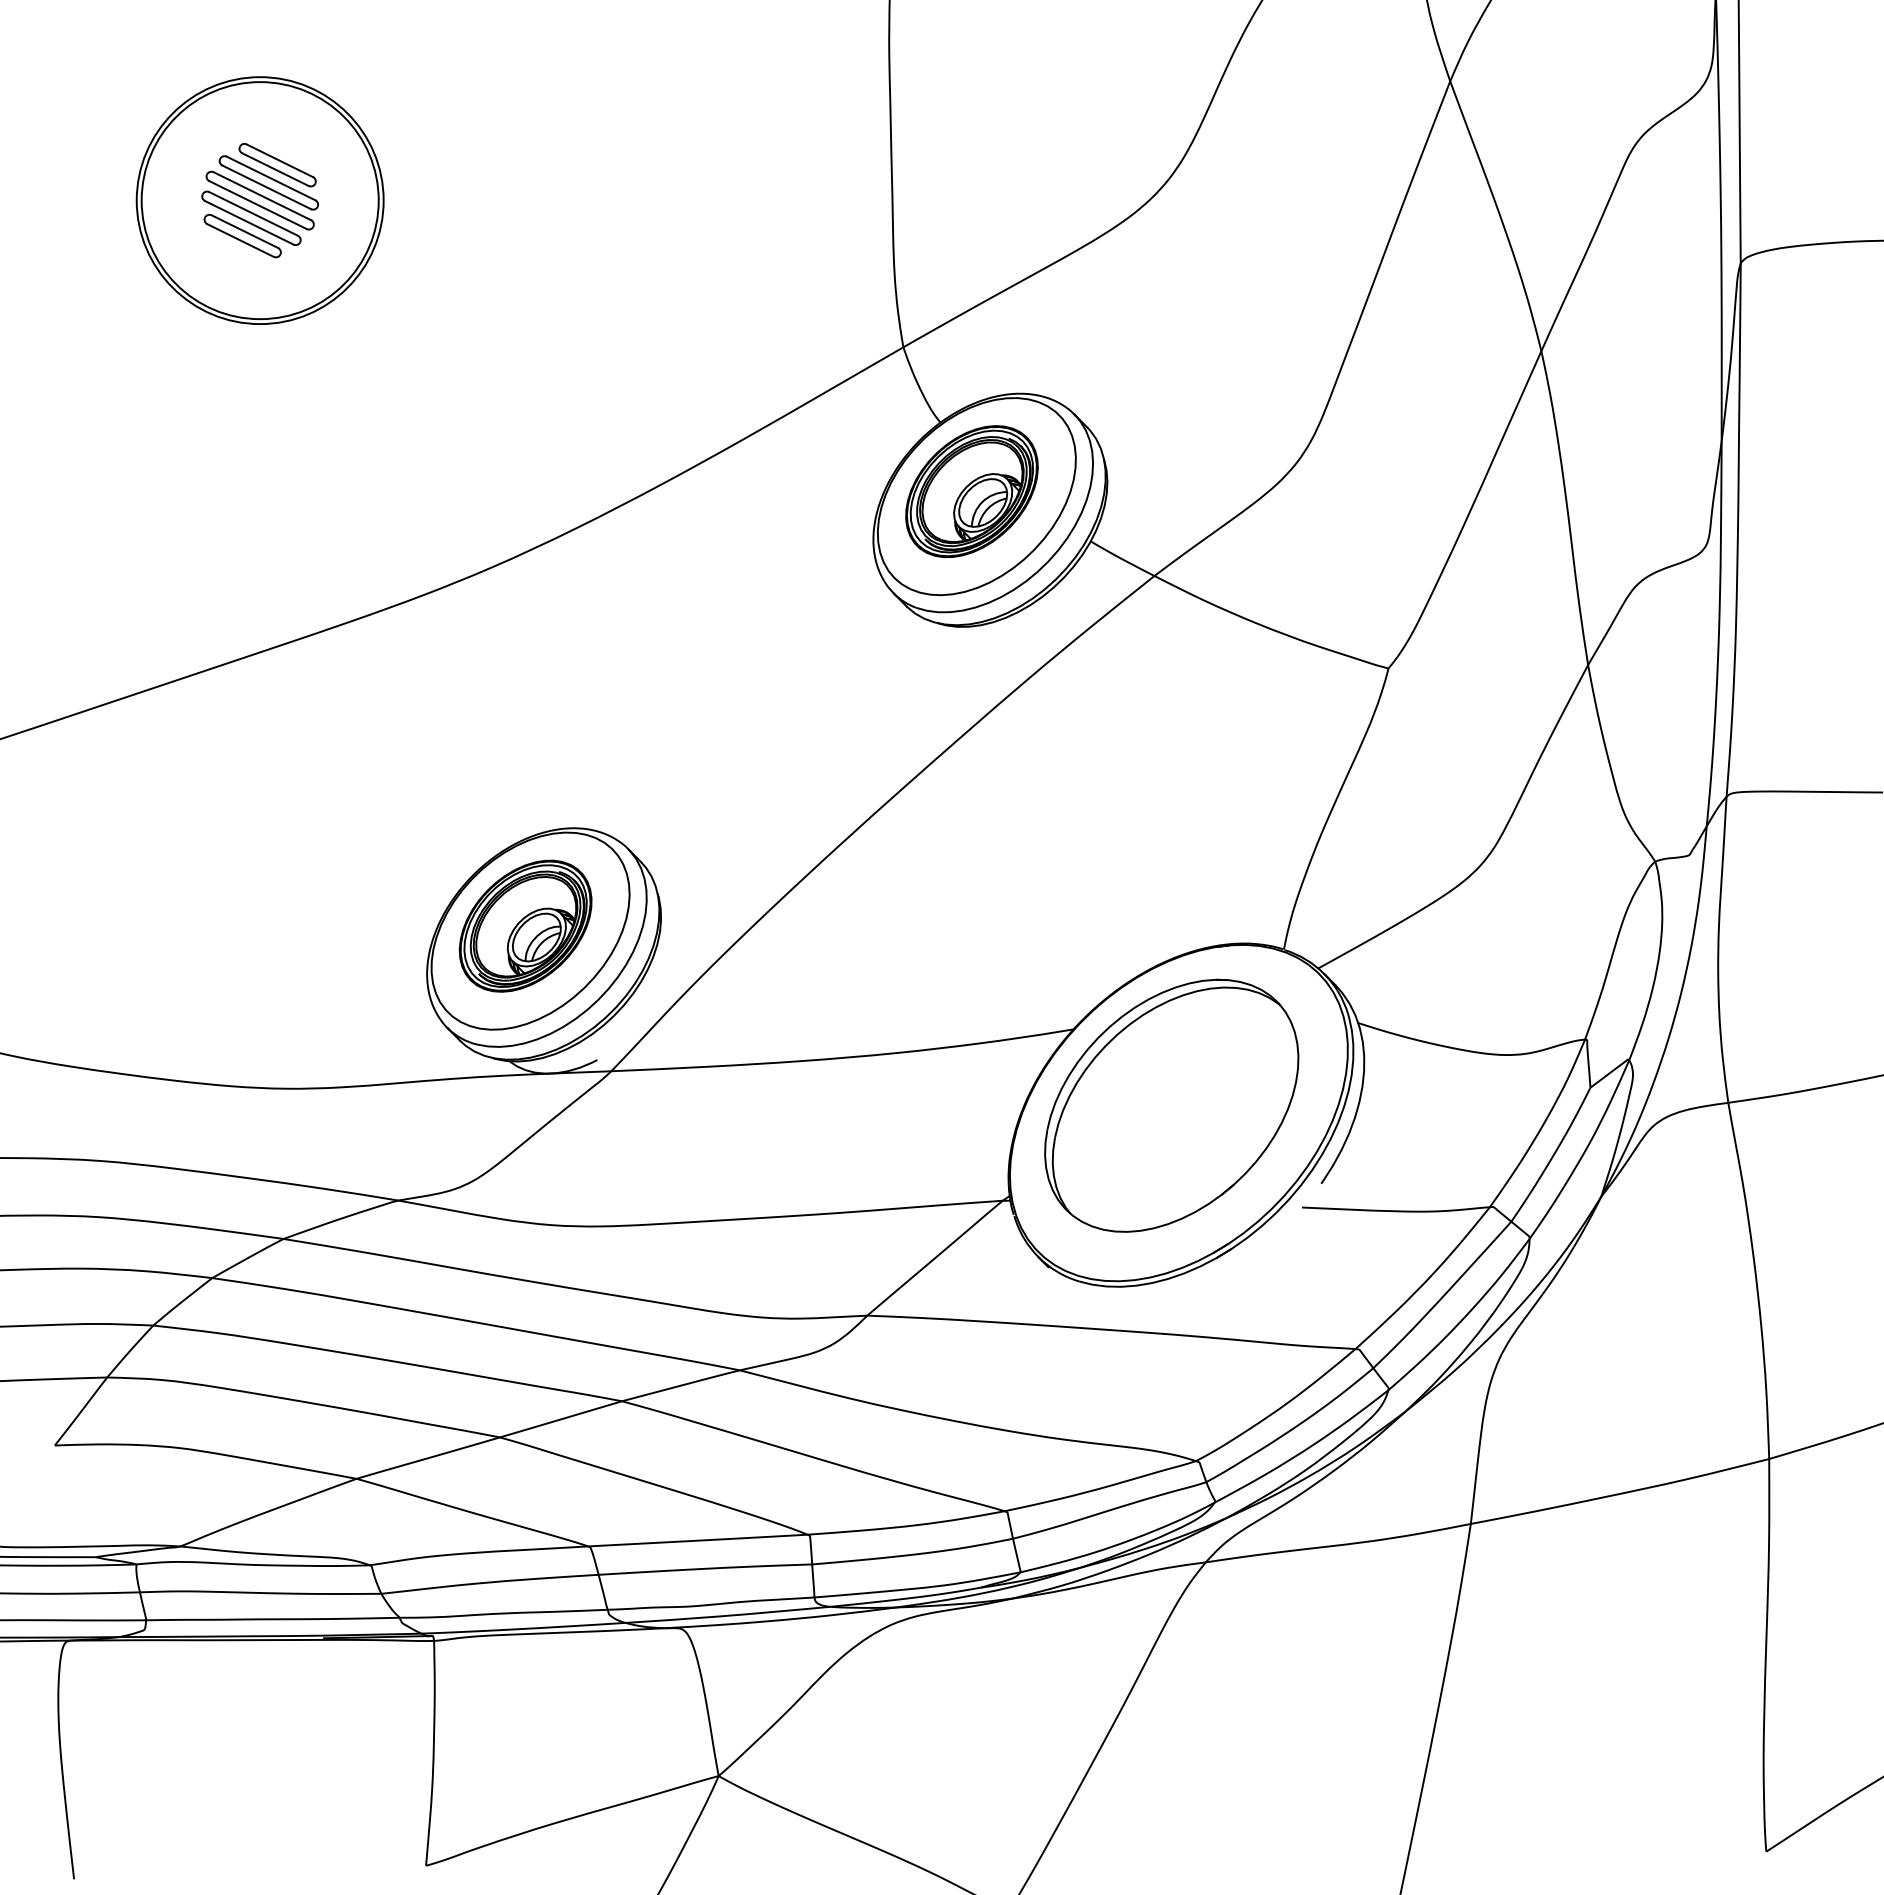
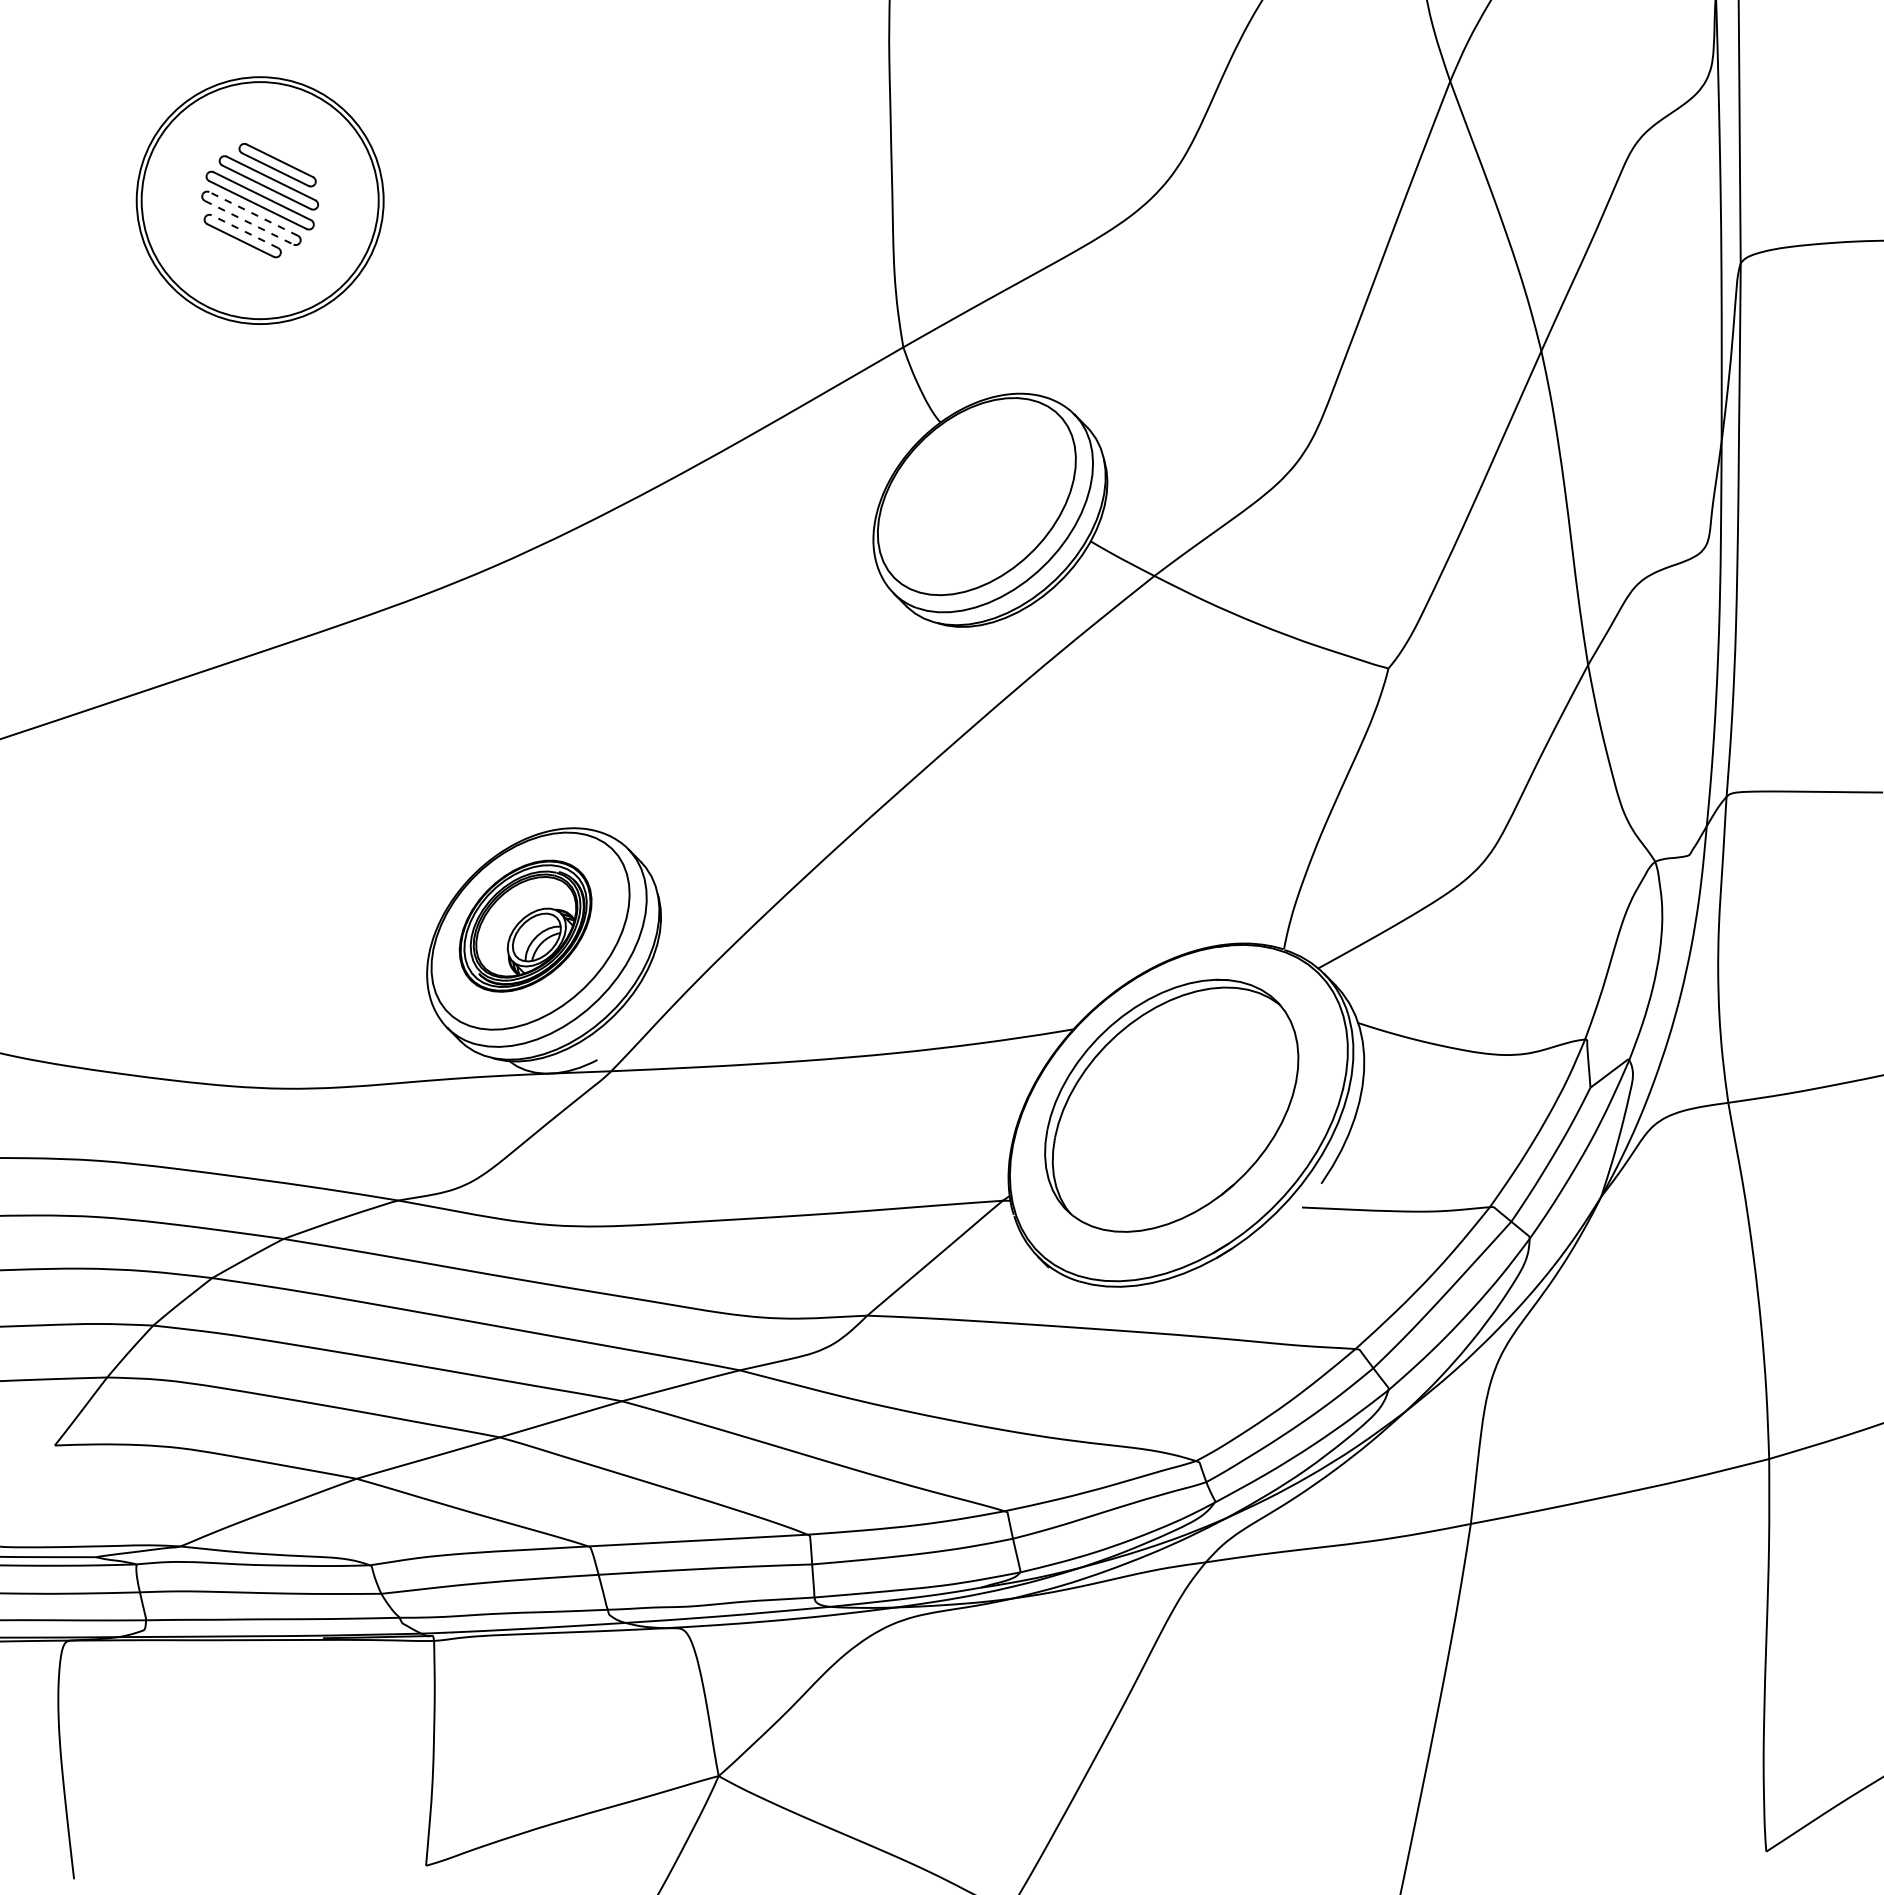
line: solid -> dashed (253, 213)
line: solid -> dashed (249, 223)
line: solid -> dashed (244, 231)
part: present -> none (971, 491)
